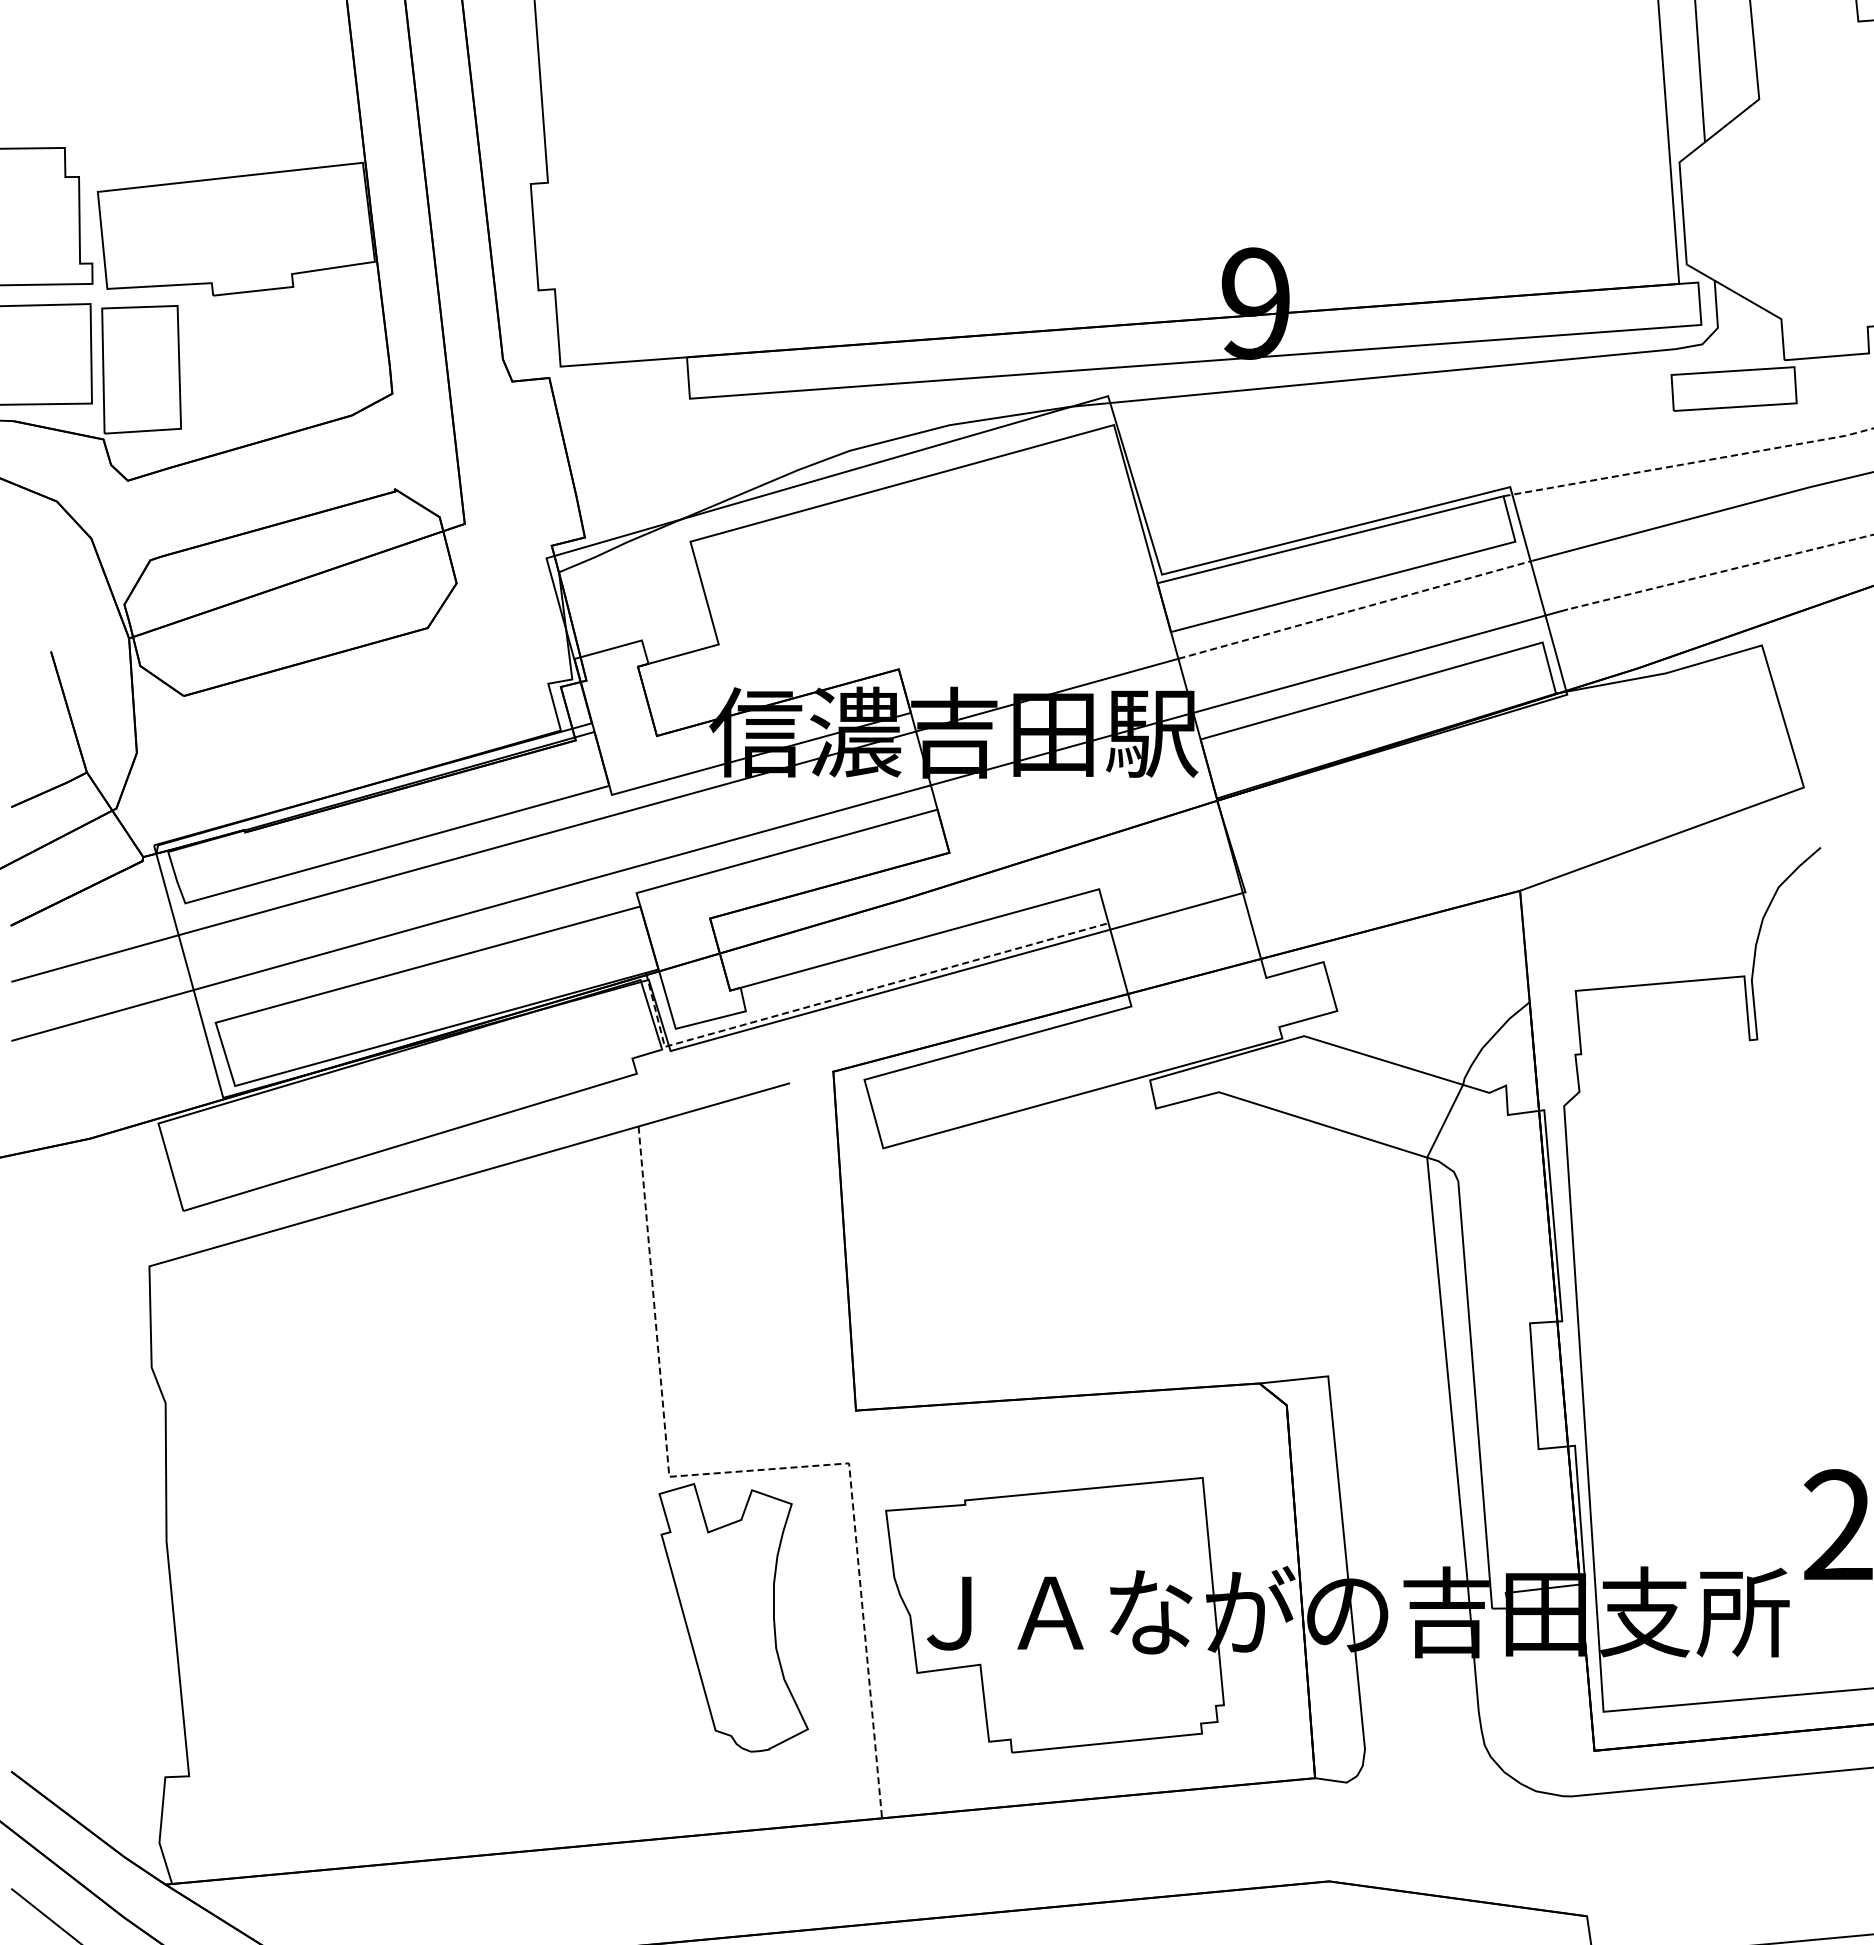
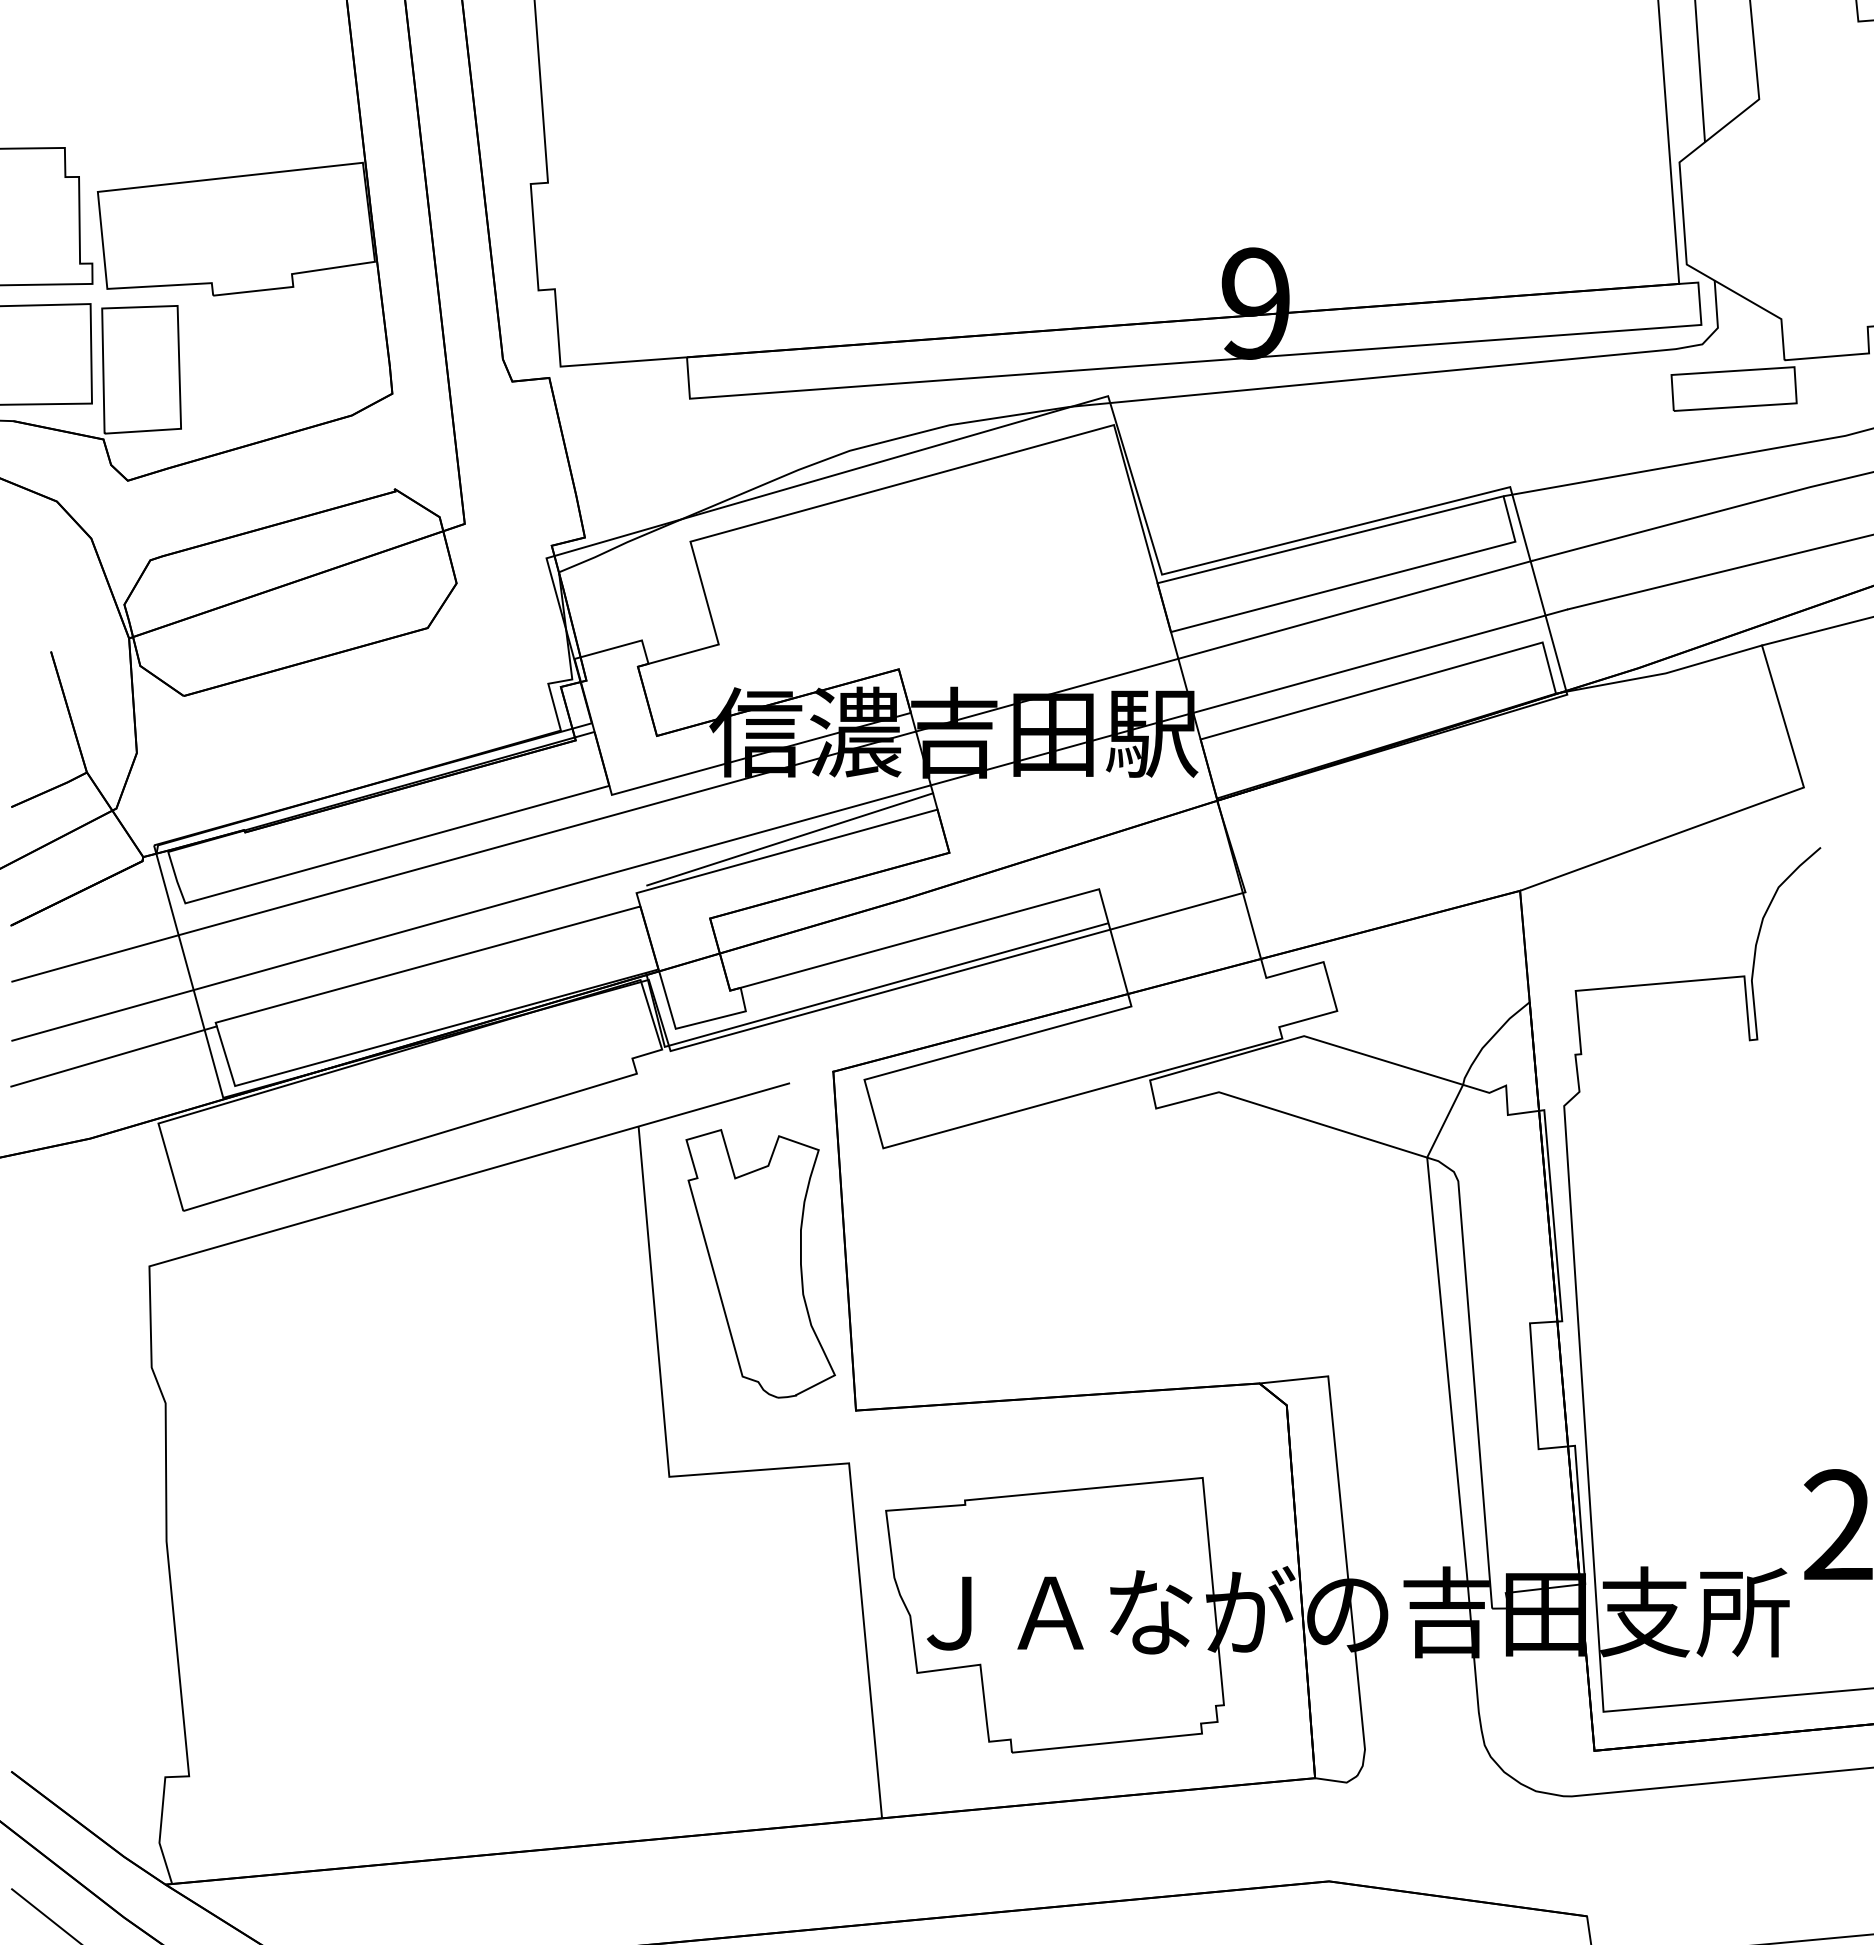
line: dashed -> solid (1689, 463)
line: dashed -> solid (1720, 572)
line: dashed -> solid (1355, 609)
line: none -> present (1816, 631)
line: none -> present (790, 839)
line: dashed -> solid (849, 995)
line: none -> present (113, 1056)
line: dashed -> solid (761, 1469)
part position: (733, 1617) -> (760, 1263) (760, 1263)
